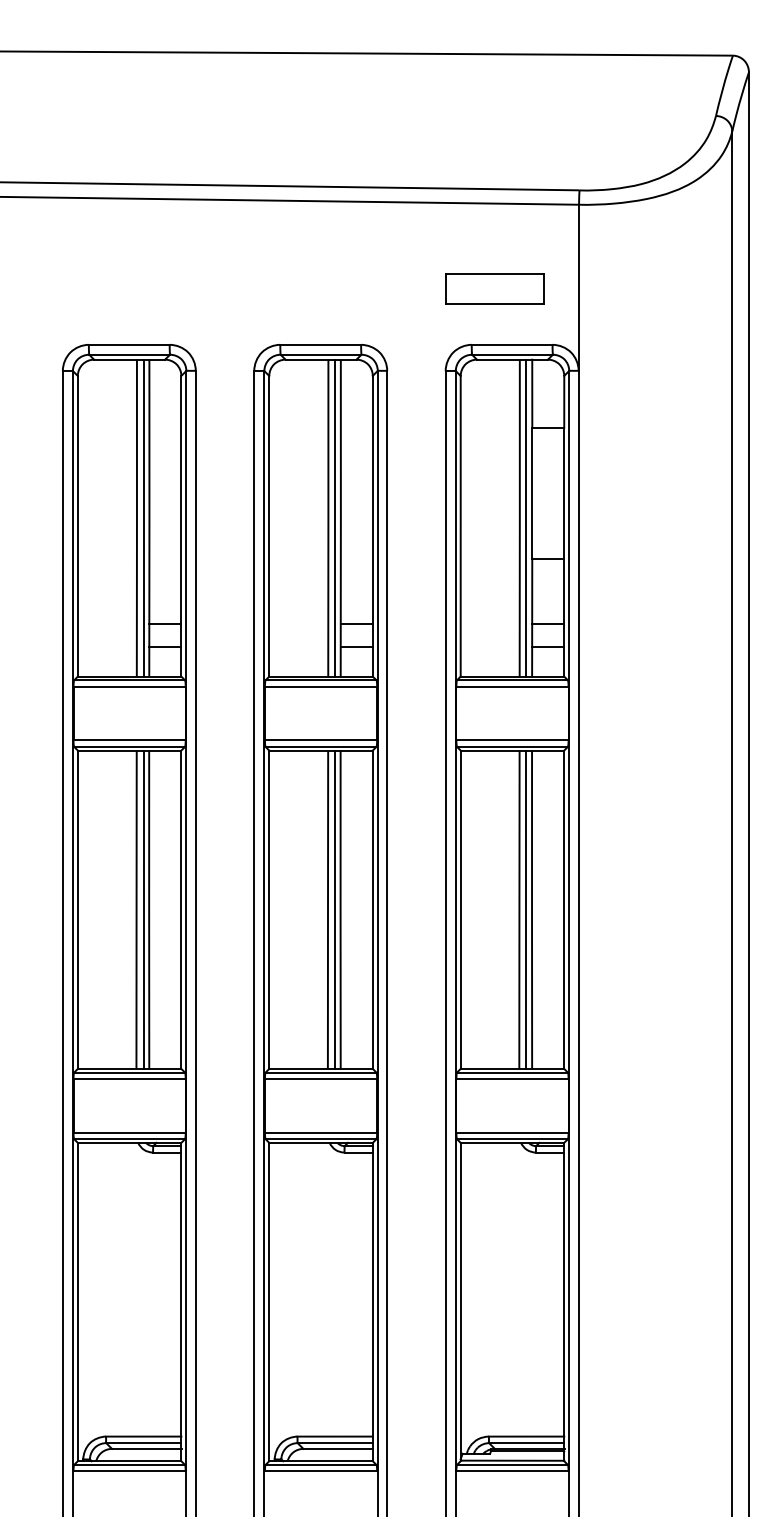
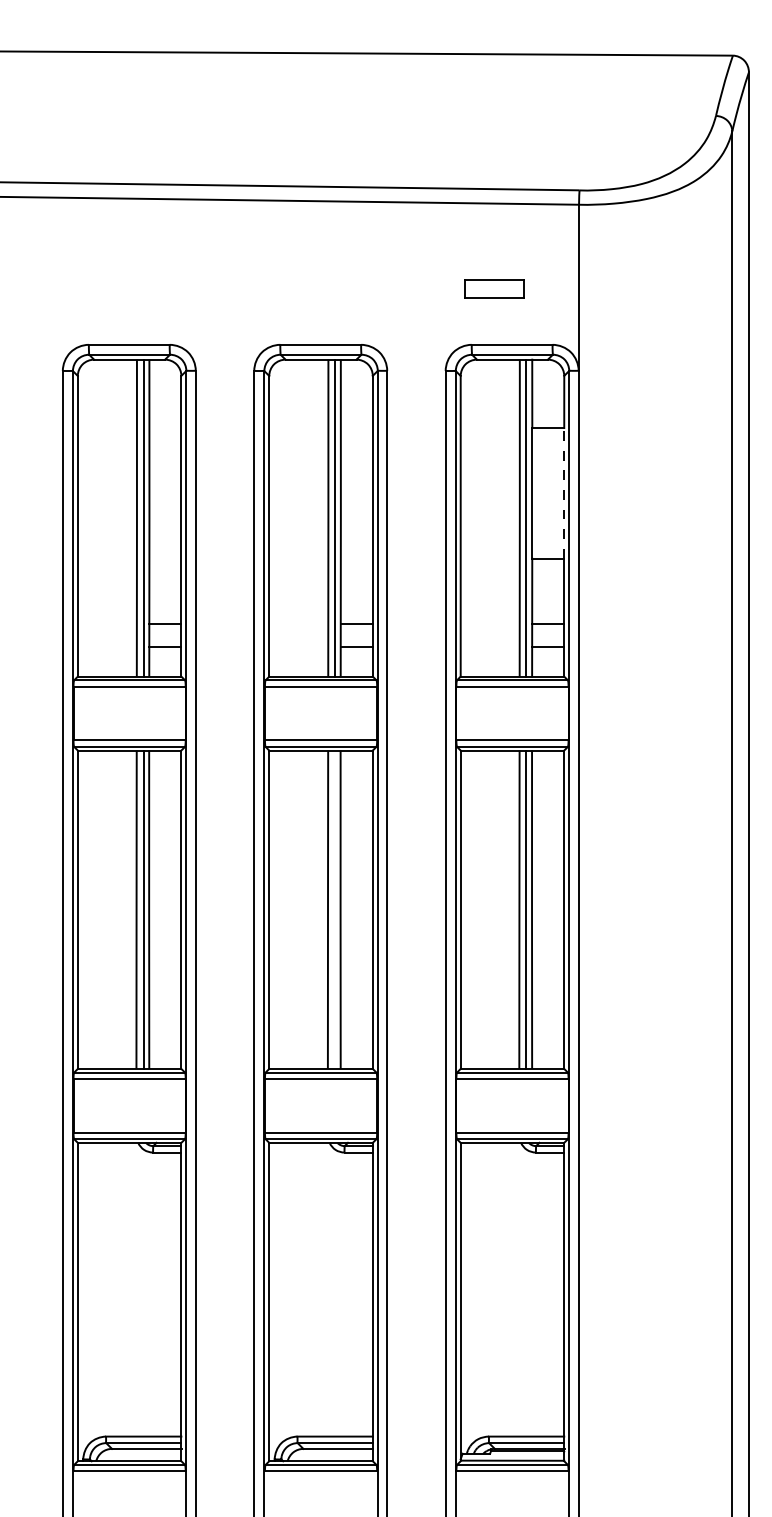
part size: 100x32 px -> 61x20 px (494, 288)
line: solid -> dashed (564, 492)
line: present -> none (334, 909)
